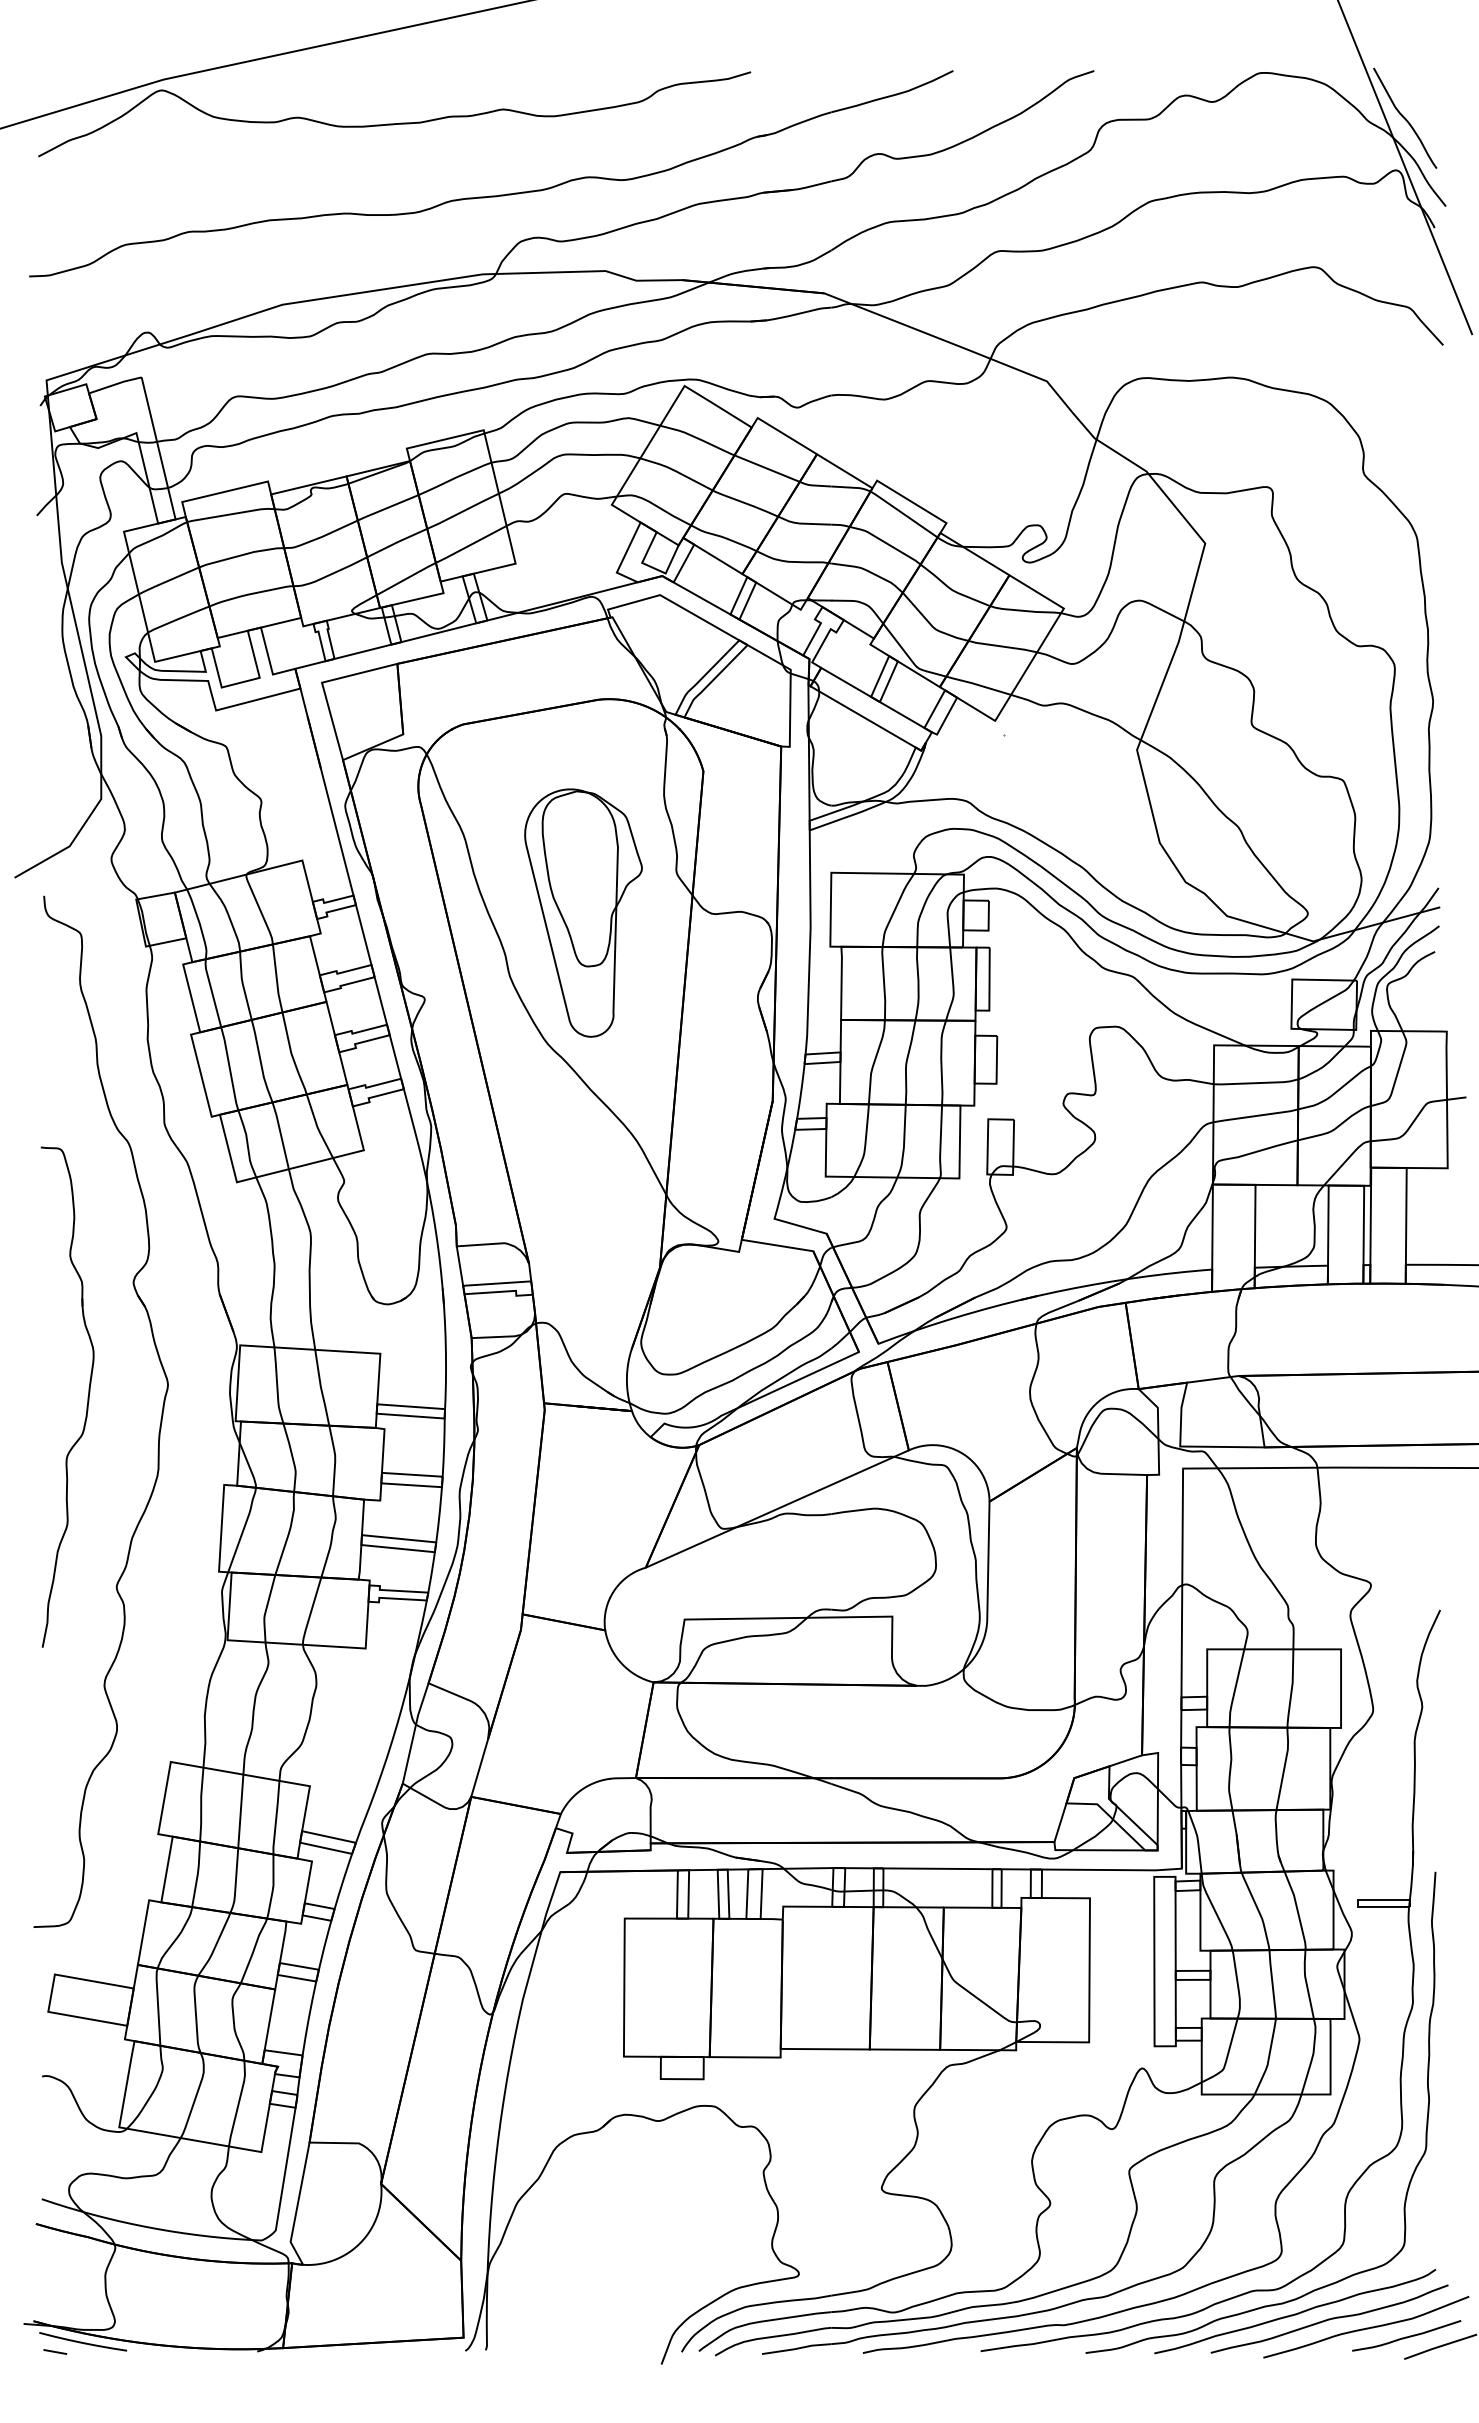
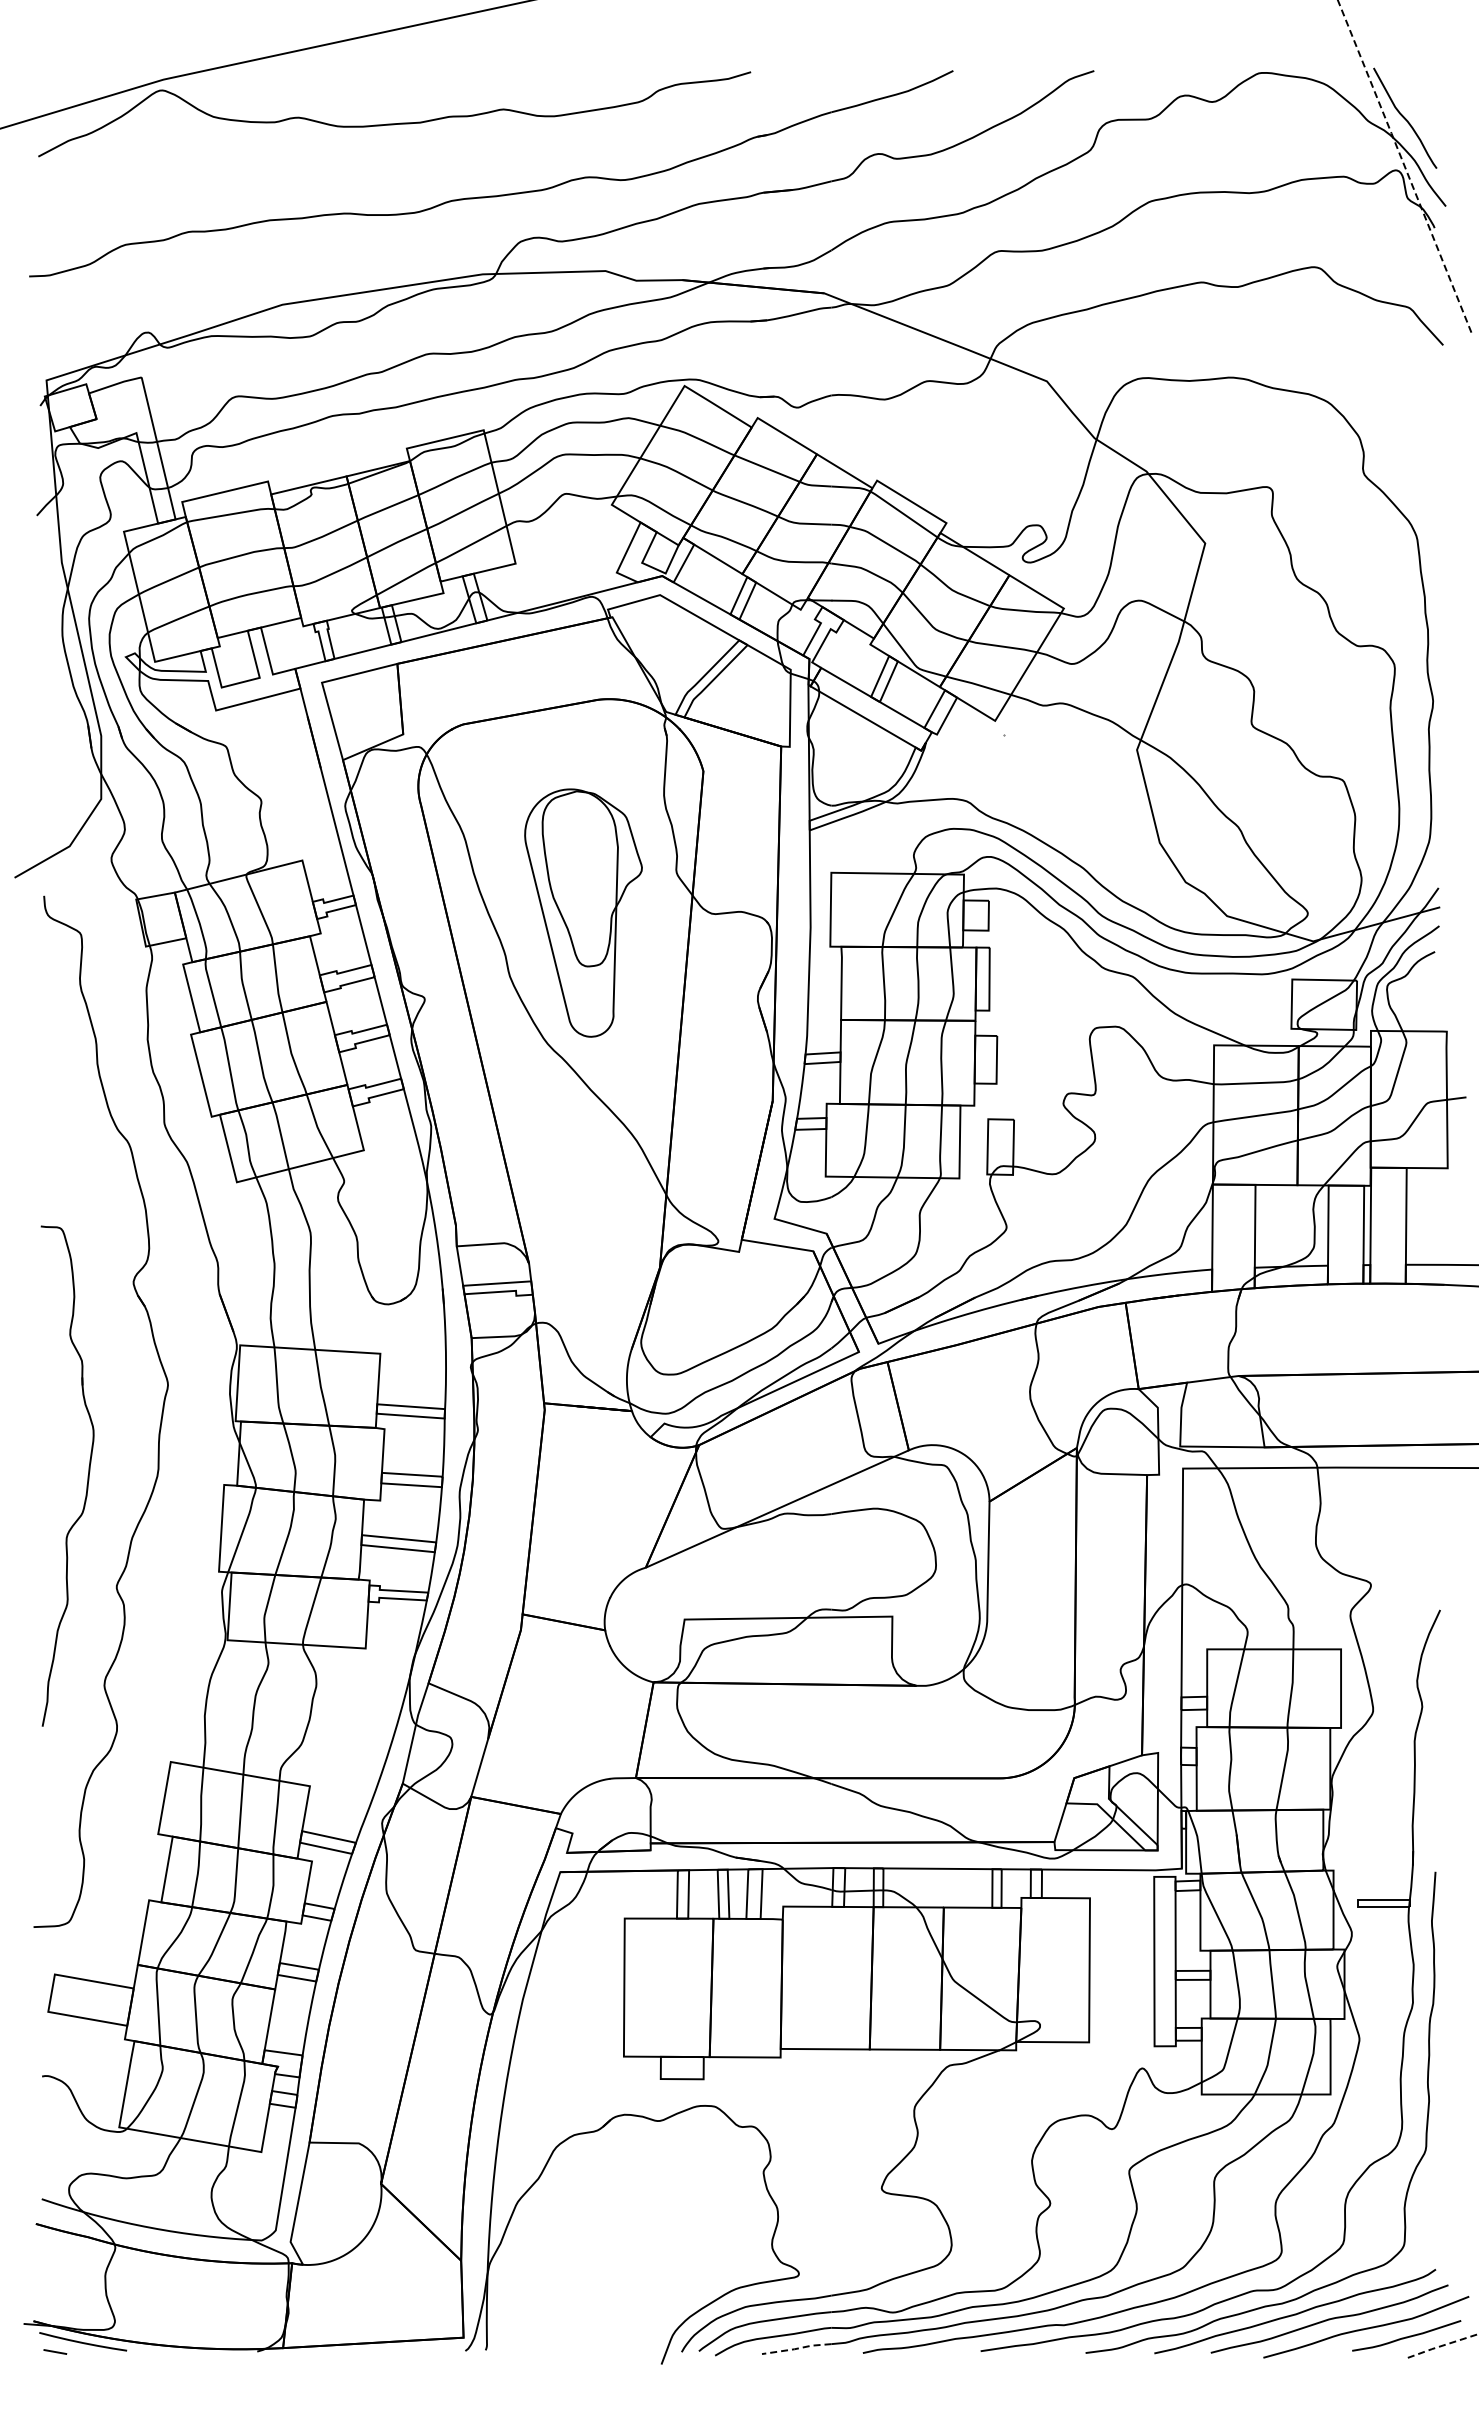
line: solid -> dashed (1405, 167)
part position: (87, 1396) -> (87, 1475) (87, 1475)
line: solid -> dashed (1439, 2346)
line: solid -> dashed (796, 2348)
